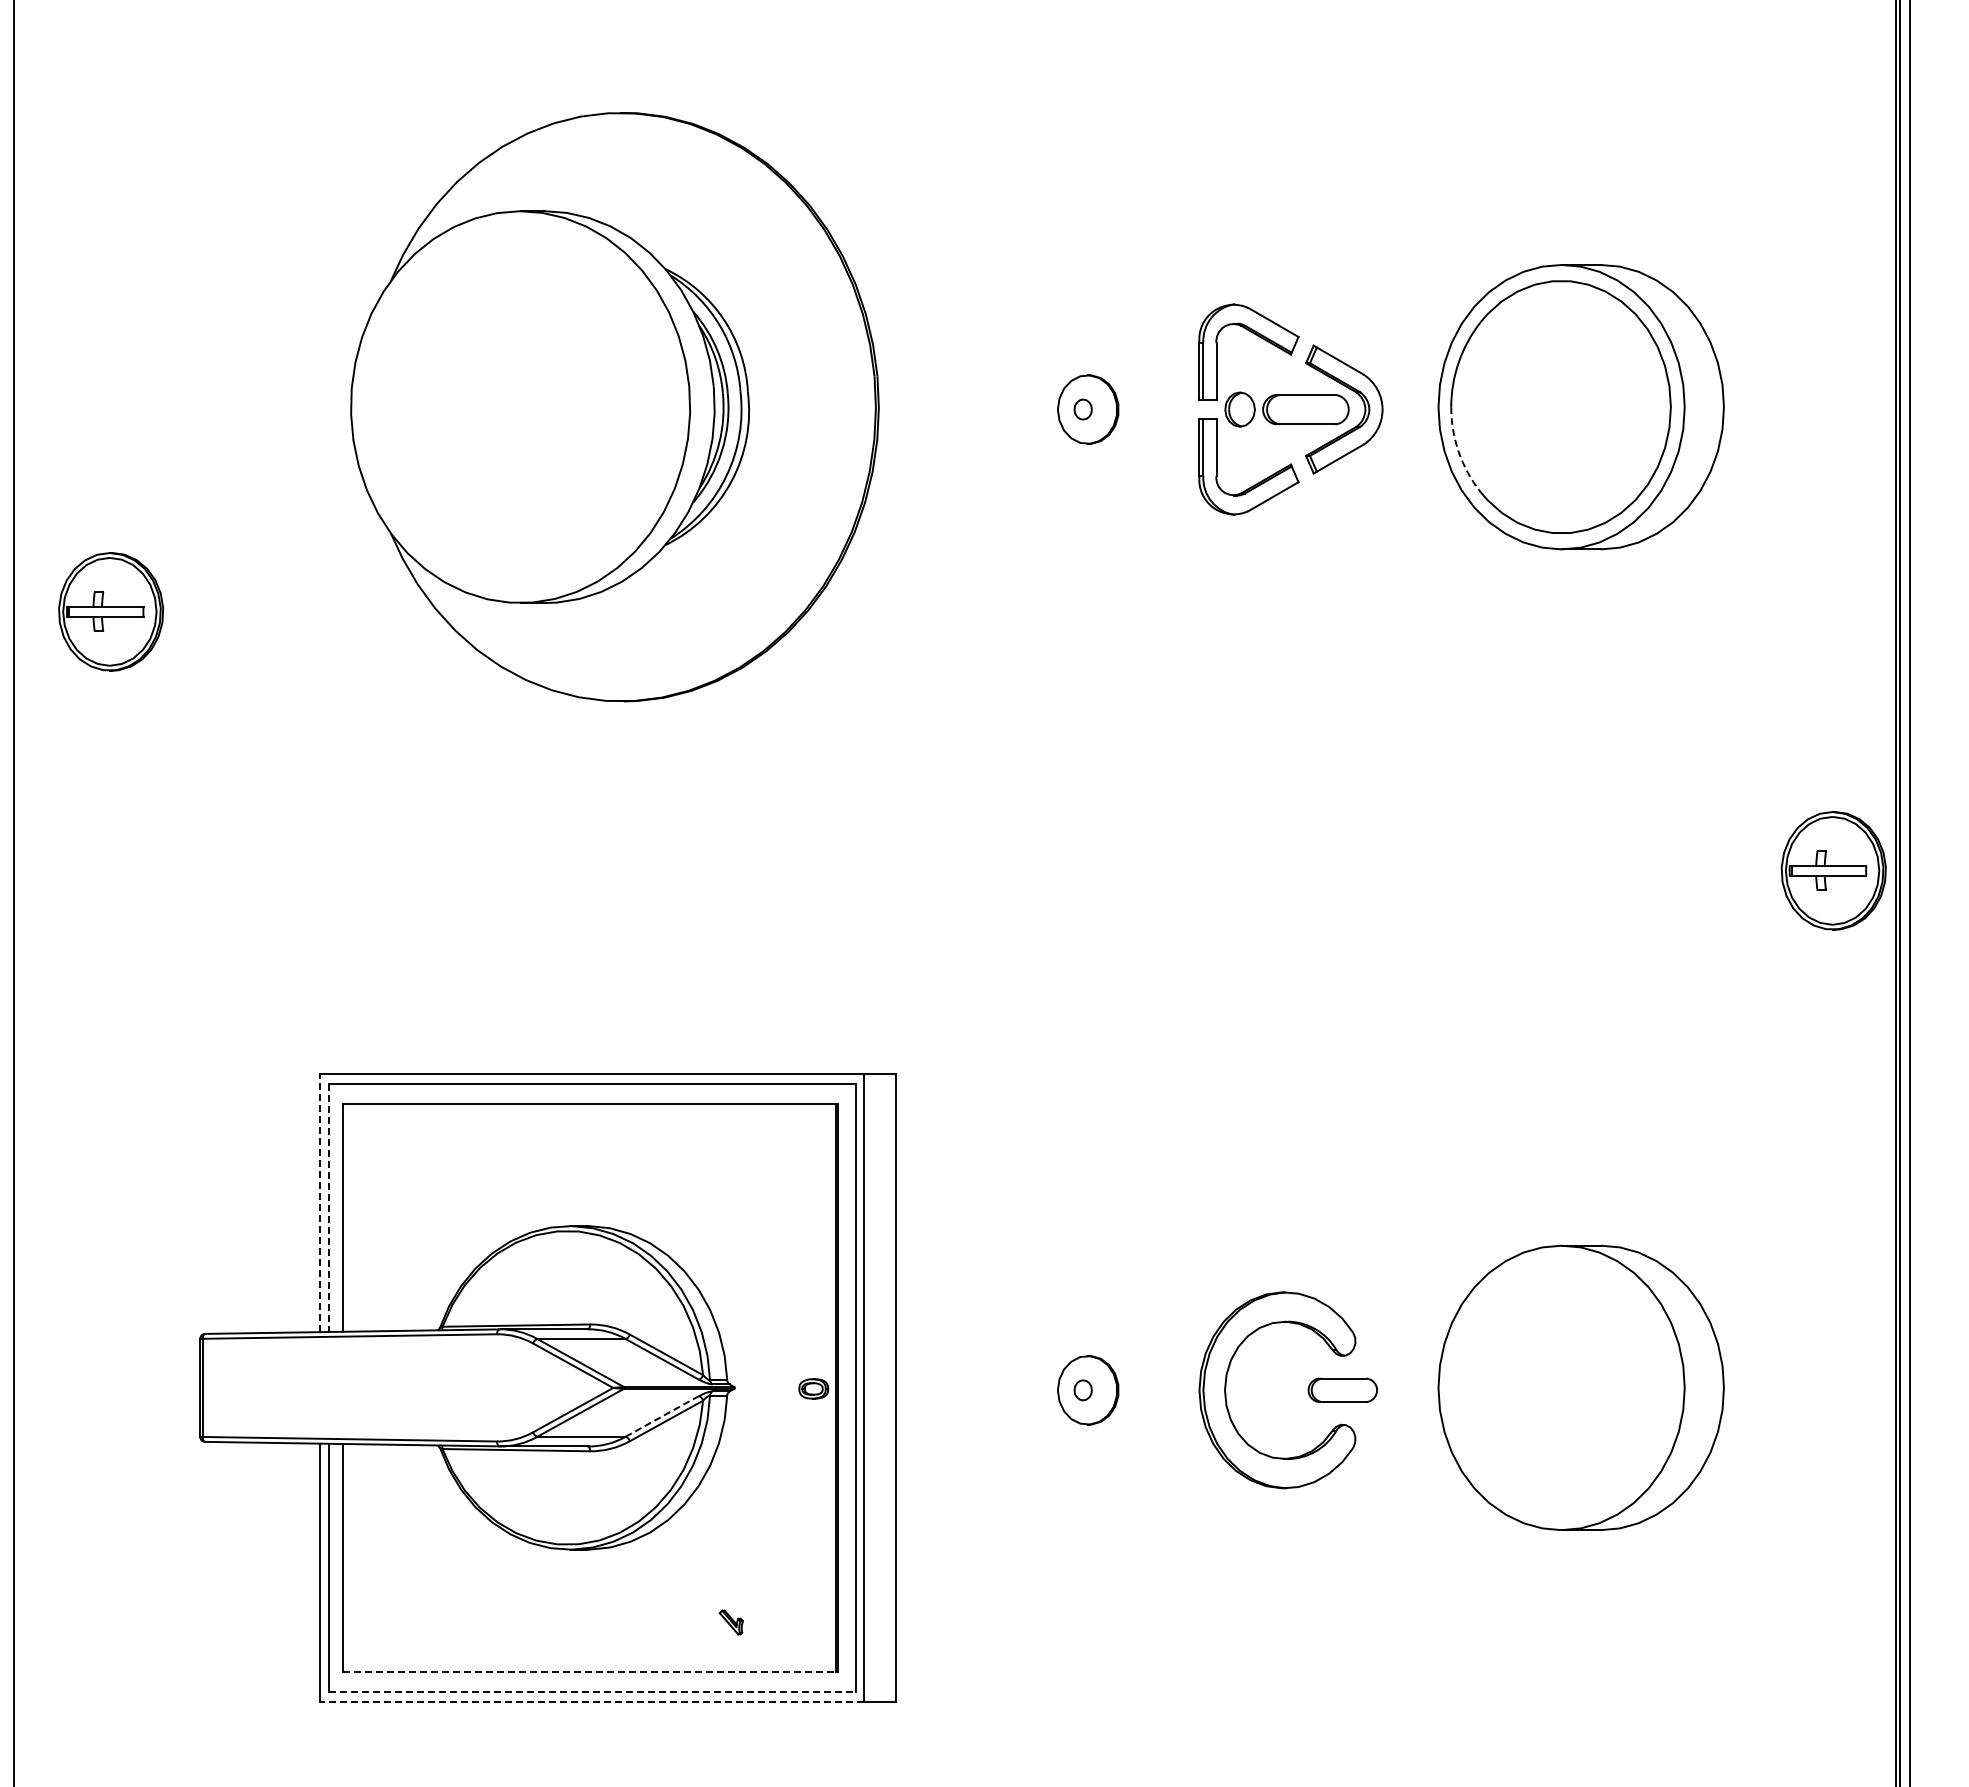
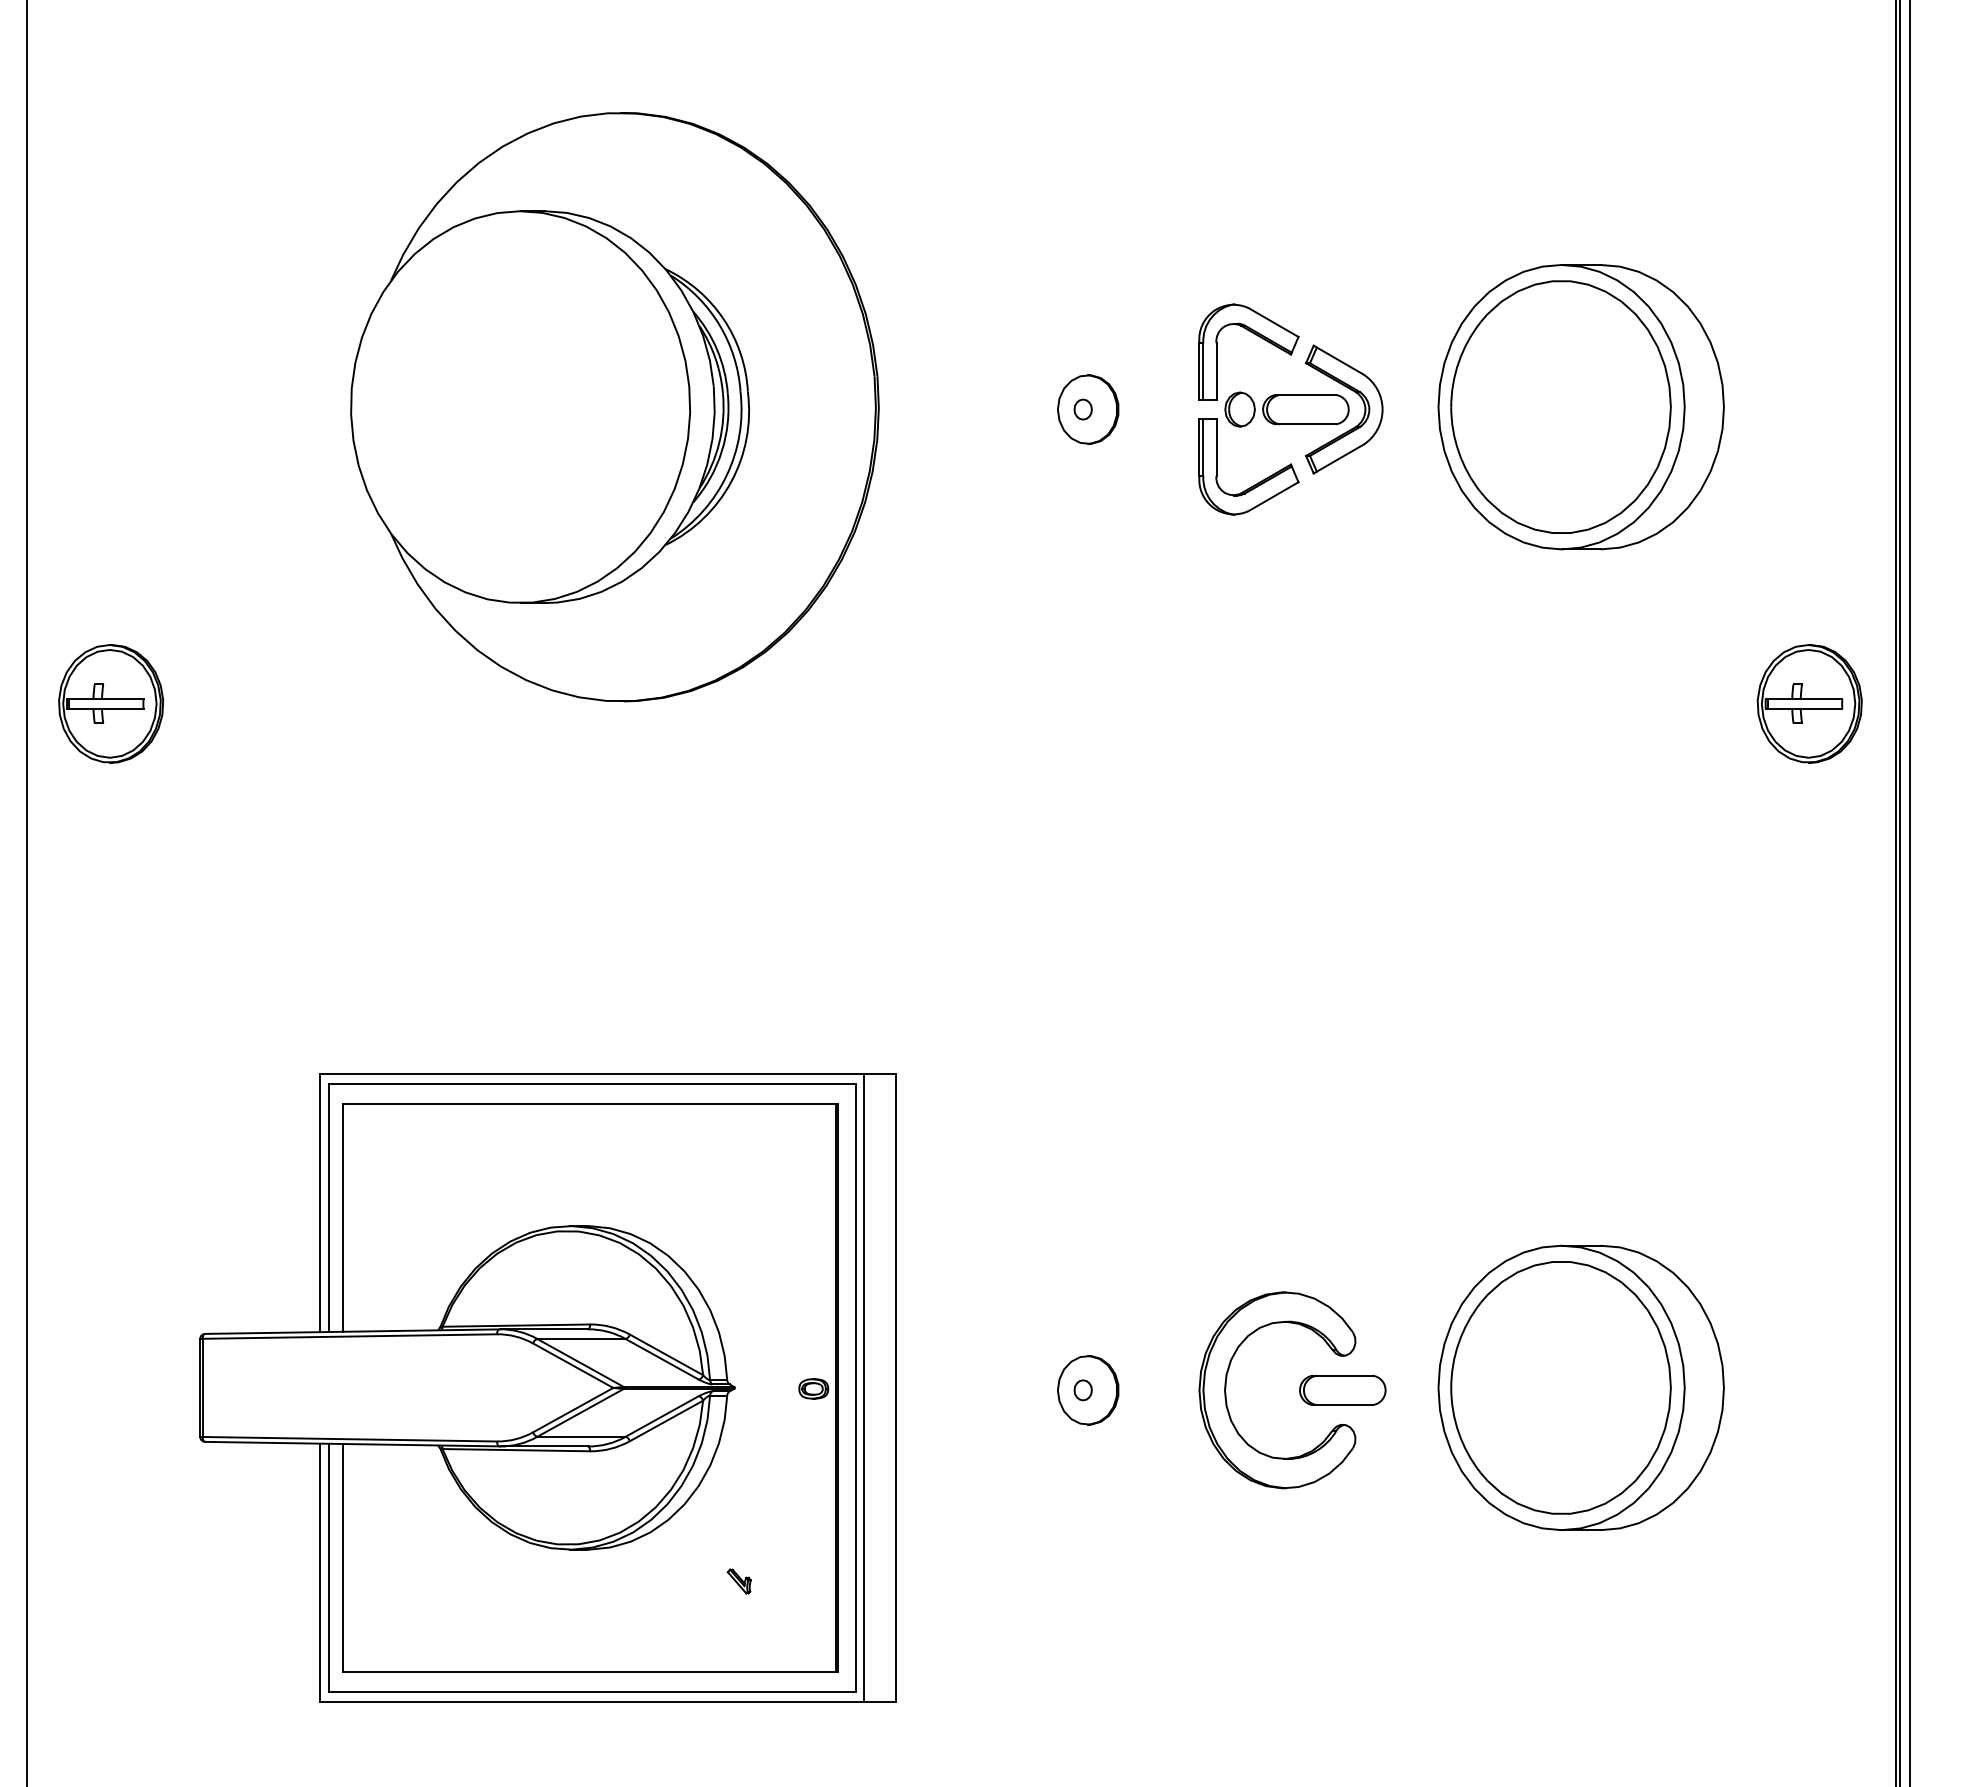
arc: dashed -> solid (1458, 452)
part position: (111, 611) -> (111, 703) (111, 703)
part position: (1833, 870) -> (1809, 703) (1809, 703)
line position: (14, 892) -> (27, 892) (27, 892)
line: dashed -> solid (320, 1202)
line: dashed -> solid (328, 1208)
part: none -> present (1560, 1387)
part size: 71x26 px -> 88x32 px (1342, 1389)
line: dashed -> solid (662, 1416)
part position: (730, 1622) -> (738, 1581) (738, 1581)
line: dashed -> solid (590, 1672)
line: dashed -> solid (592, 1691)
line: dashed -> solid (592, 1701)
